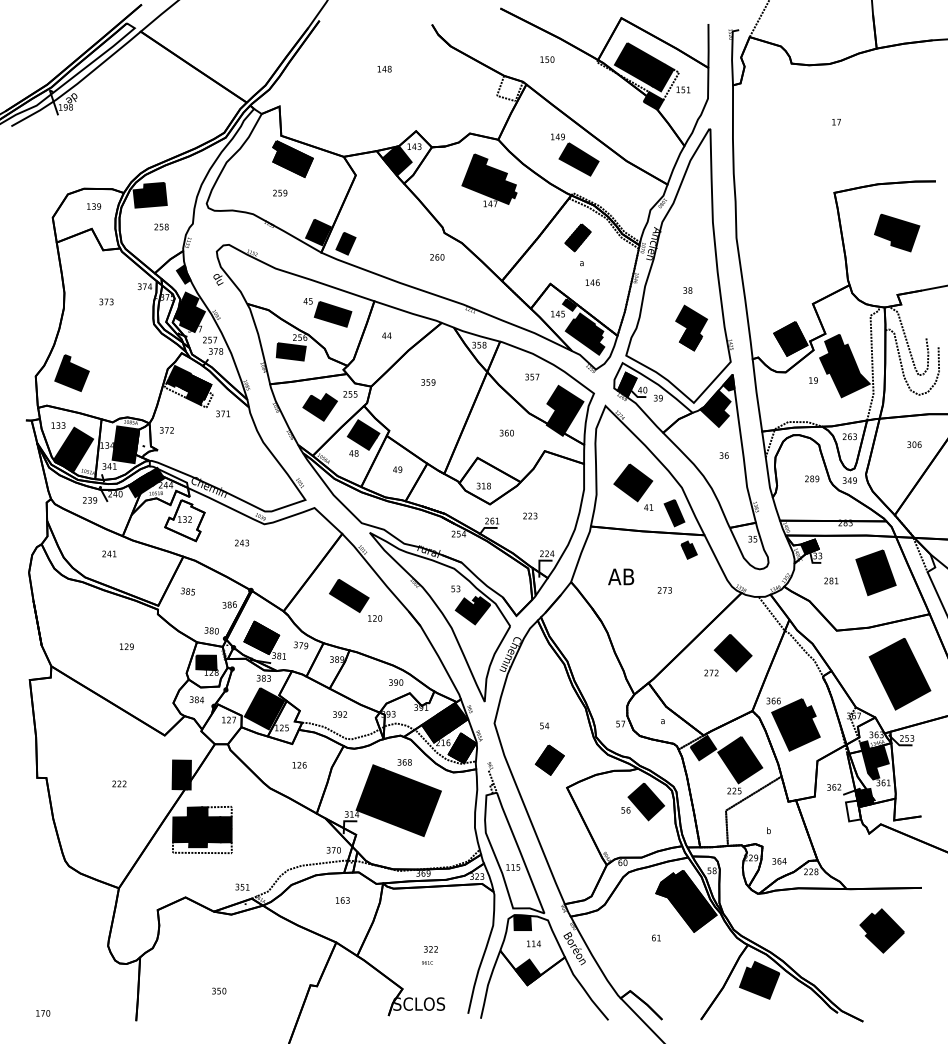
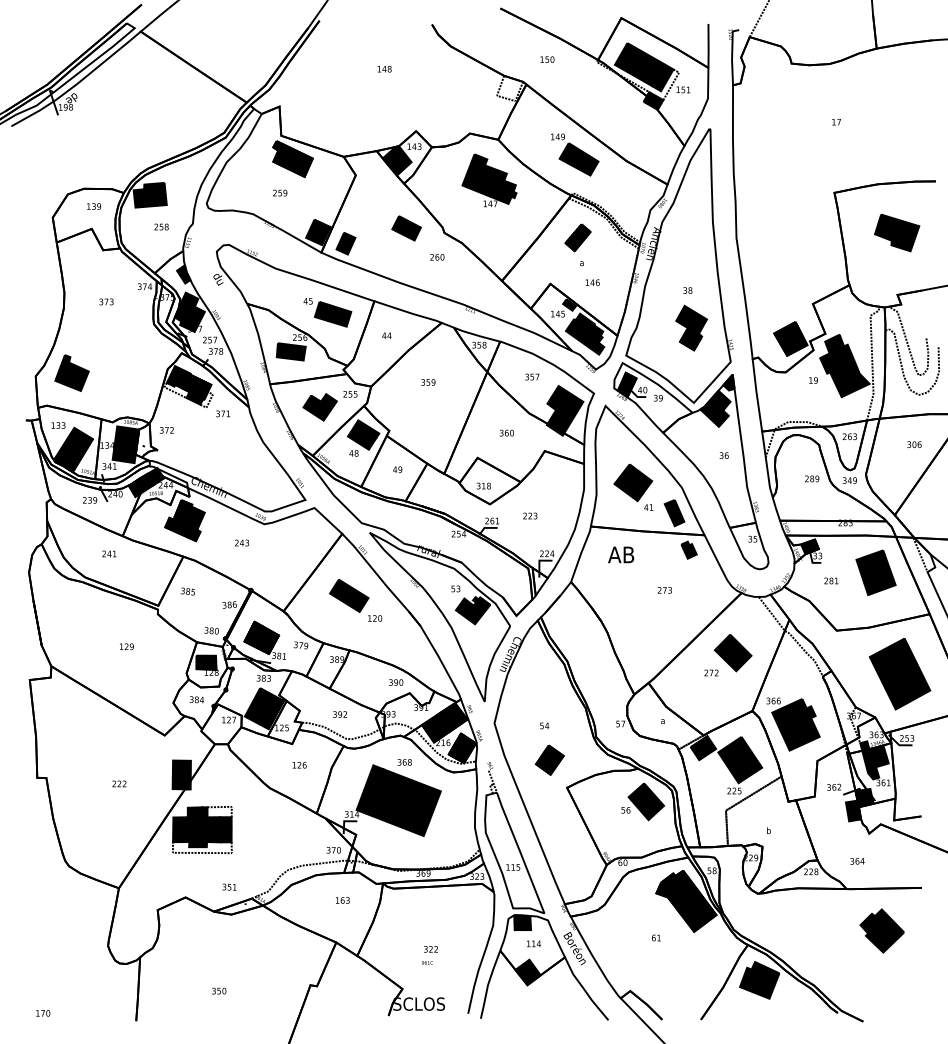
part: none -> present (406, 228)
fill: none -> present (184, 520)
text position: (621, 576) -> (621, 554) (621, 554)
fill: none -> present (853, 810)
text position: (779, 861) -> (857, 861) (857, 861)
text position: (242, 886) -> (229, 886) (229, 886)
